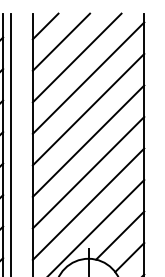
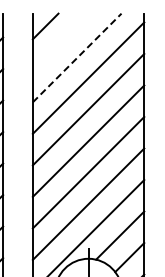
line: present -> none (61, 41)
line: solid -> dashed (77, 58)
line: present -> none (10, 143)
